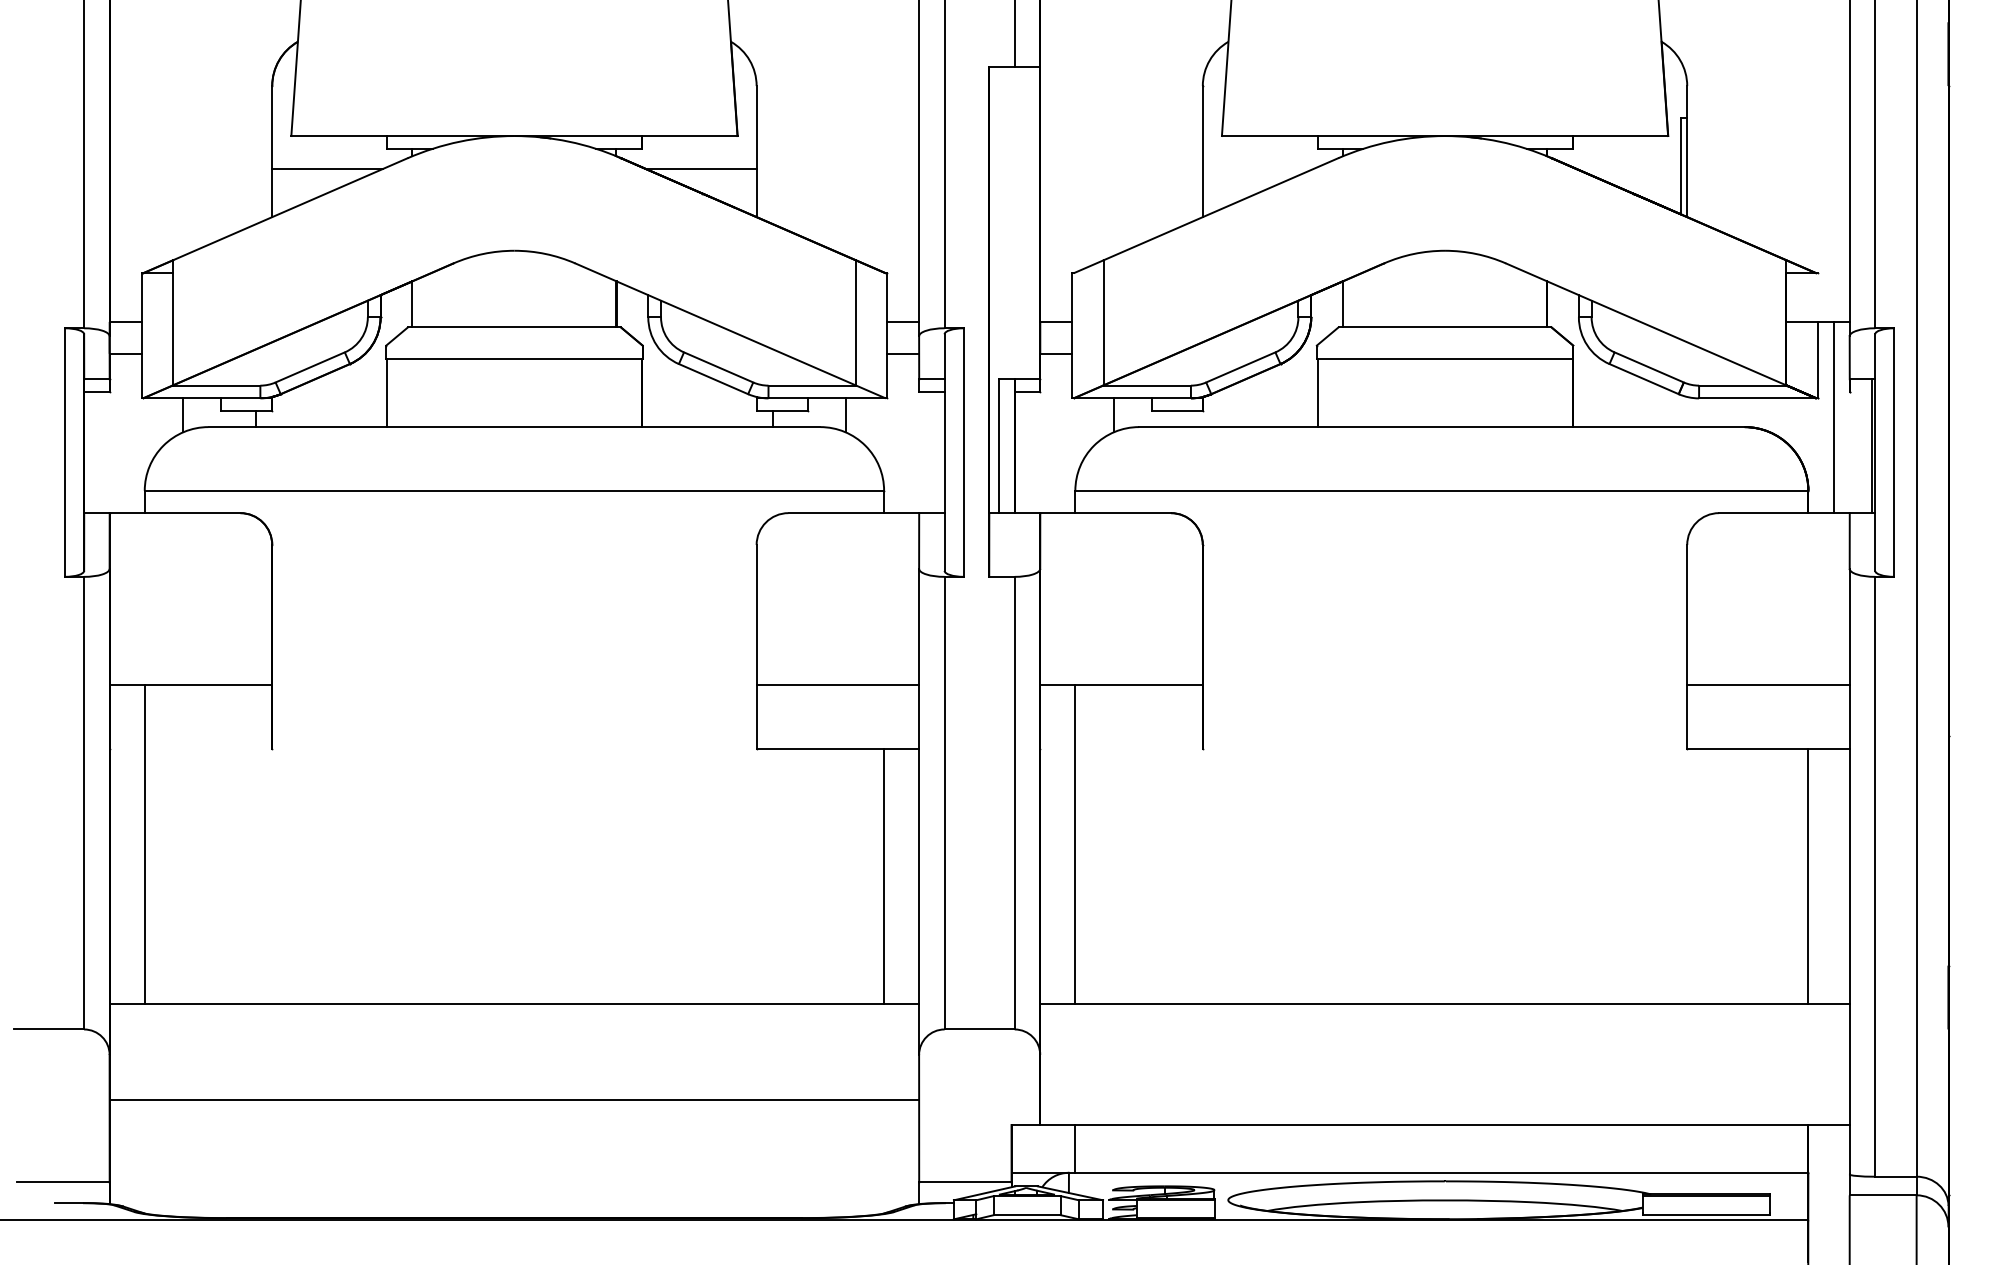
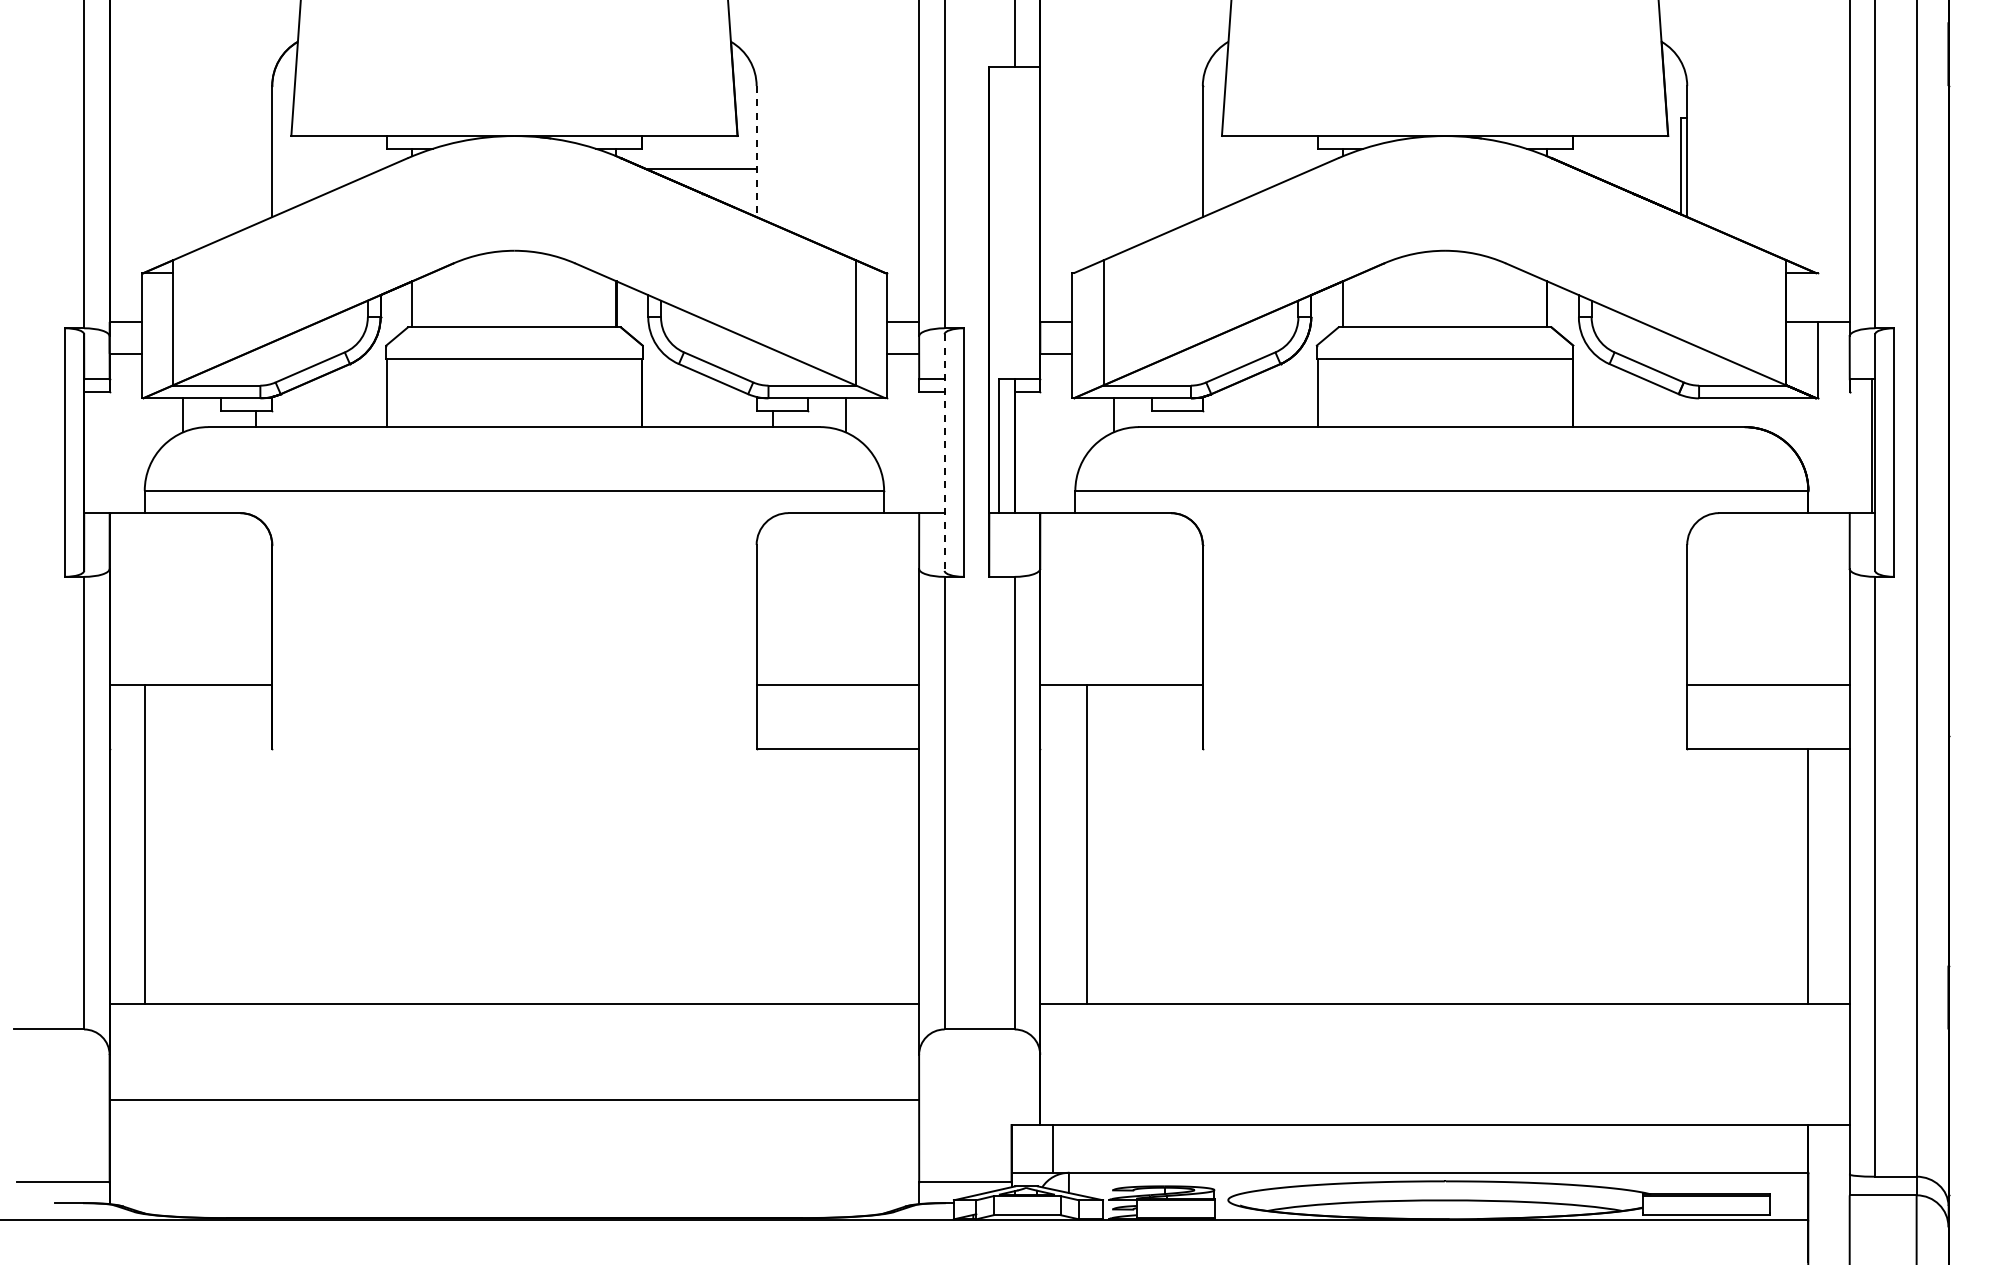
line: solid -> dashed (756, 151)
line: present -> none (327, 168)
line: present -> none (1833, 417)
line: solid -> dashed (944, 453)
line position: (1075, 844) -> (1087, 844) (1087, 844)
line: present -> none (884, 875)
line position: (1075, 1148) -> (1053, 1148) (1053, 1148)
